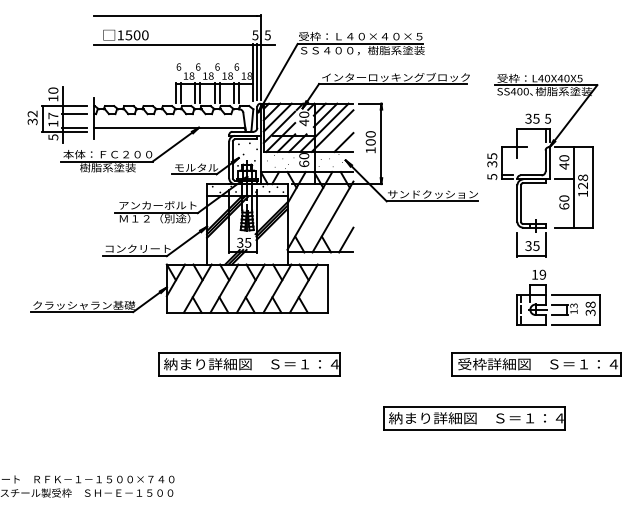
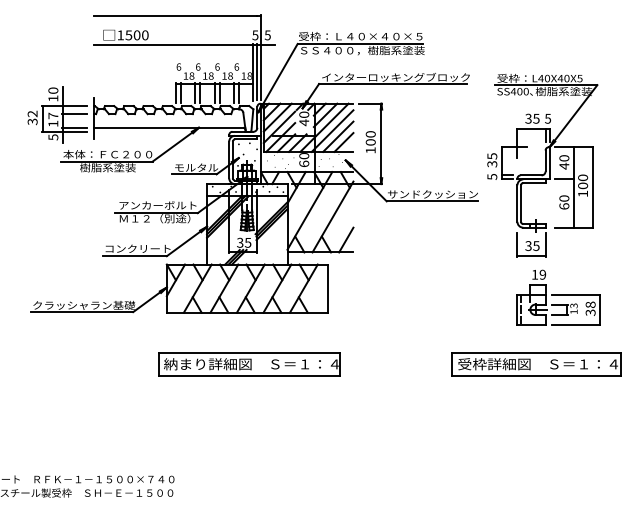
line: none -> present (338, 136)
text: 128 -> 100 (583, 181)
part: present -> none (474, 418)
